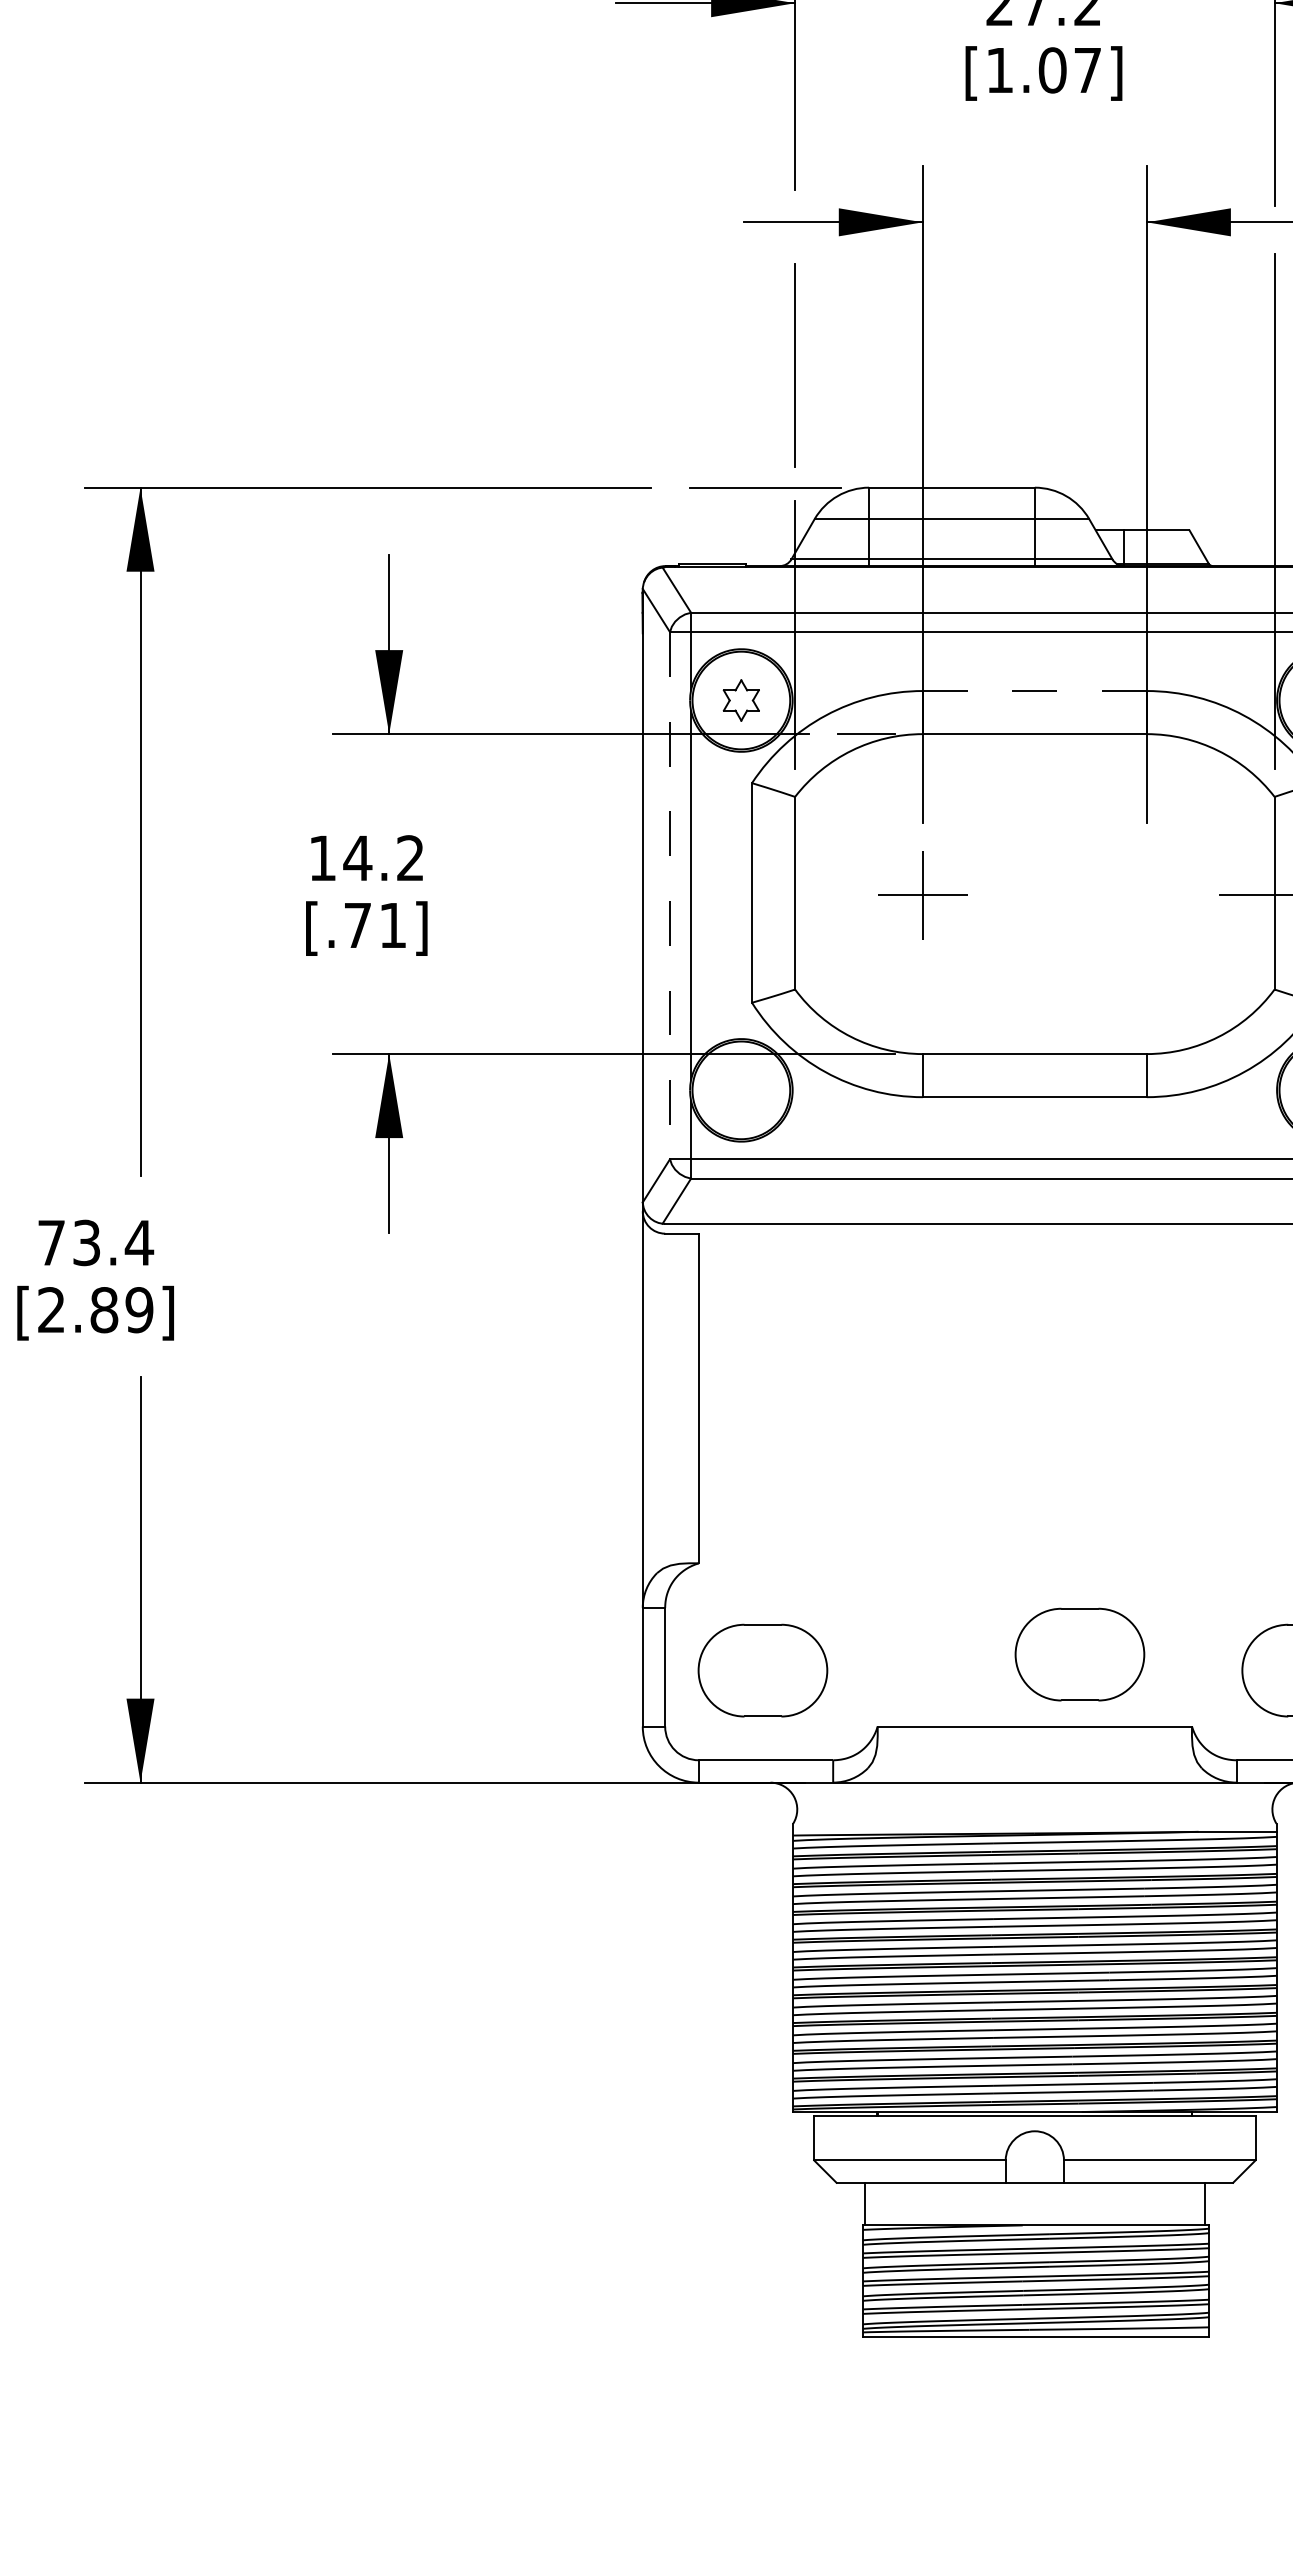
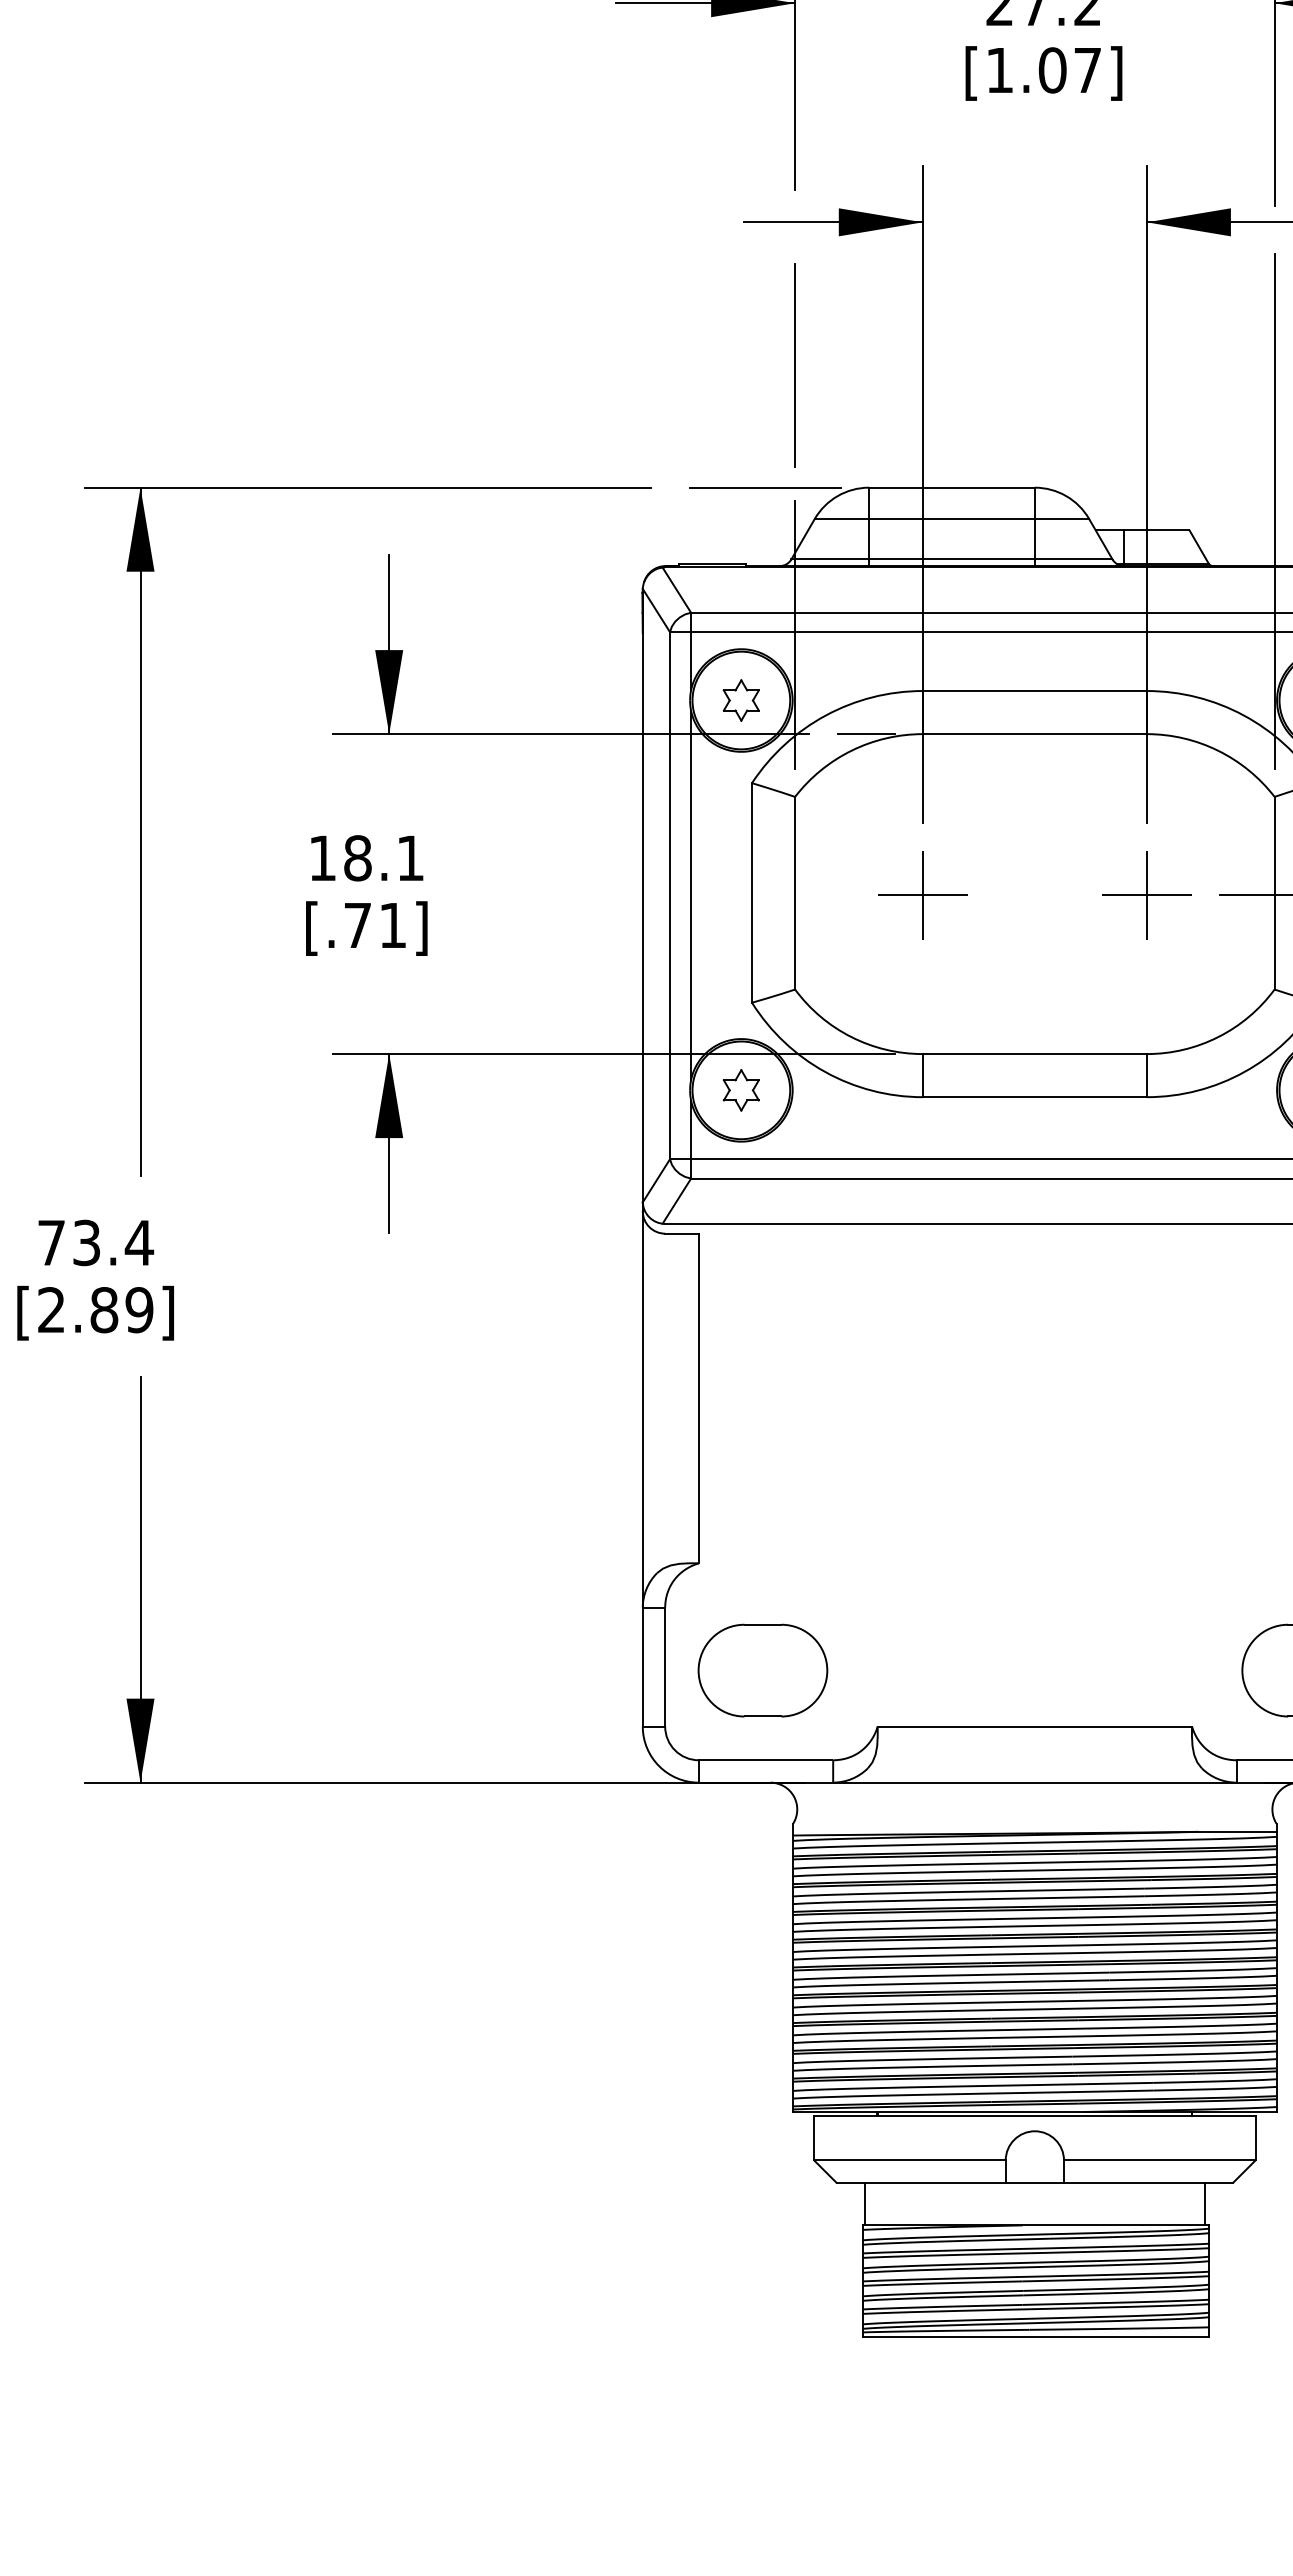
line: dashed -> solid (1034, 691)
text: 14.2 -> 18.1 (383, 858)
line: dashed -> solid (670, 895)
part: none -> present (1146, 895)
part: none -> present (740, 1090)
part: present -> none (1079, 1654)
